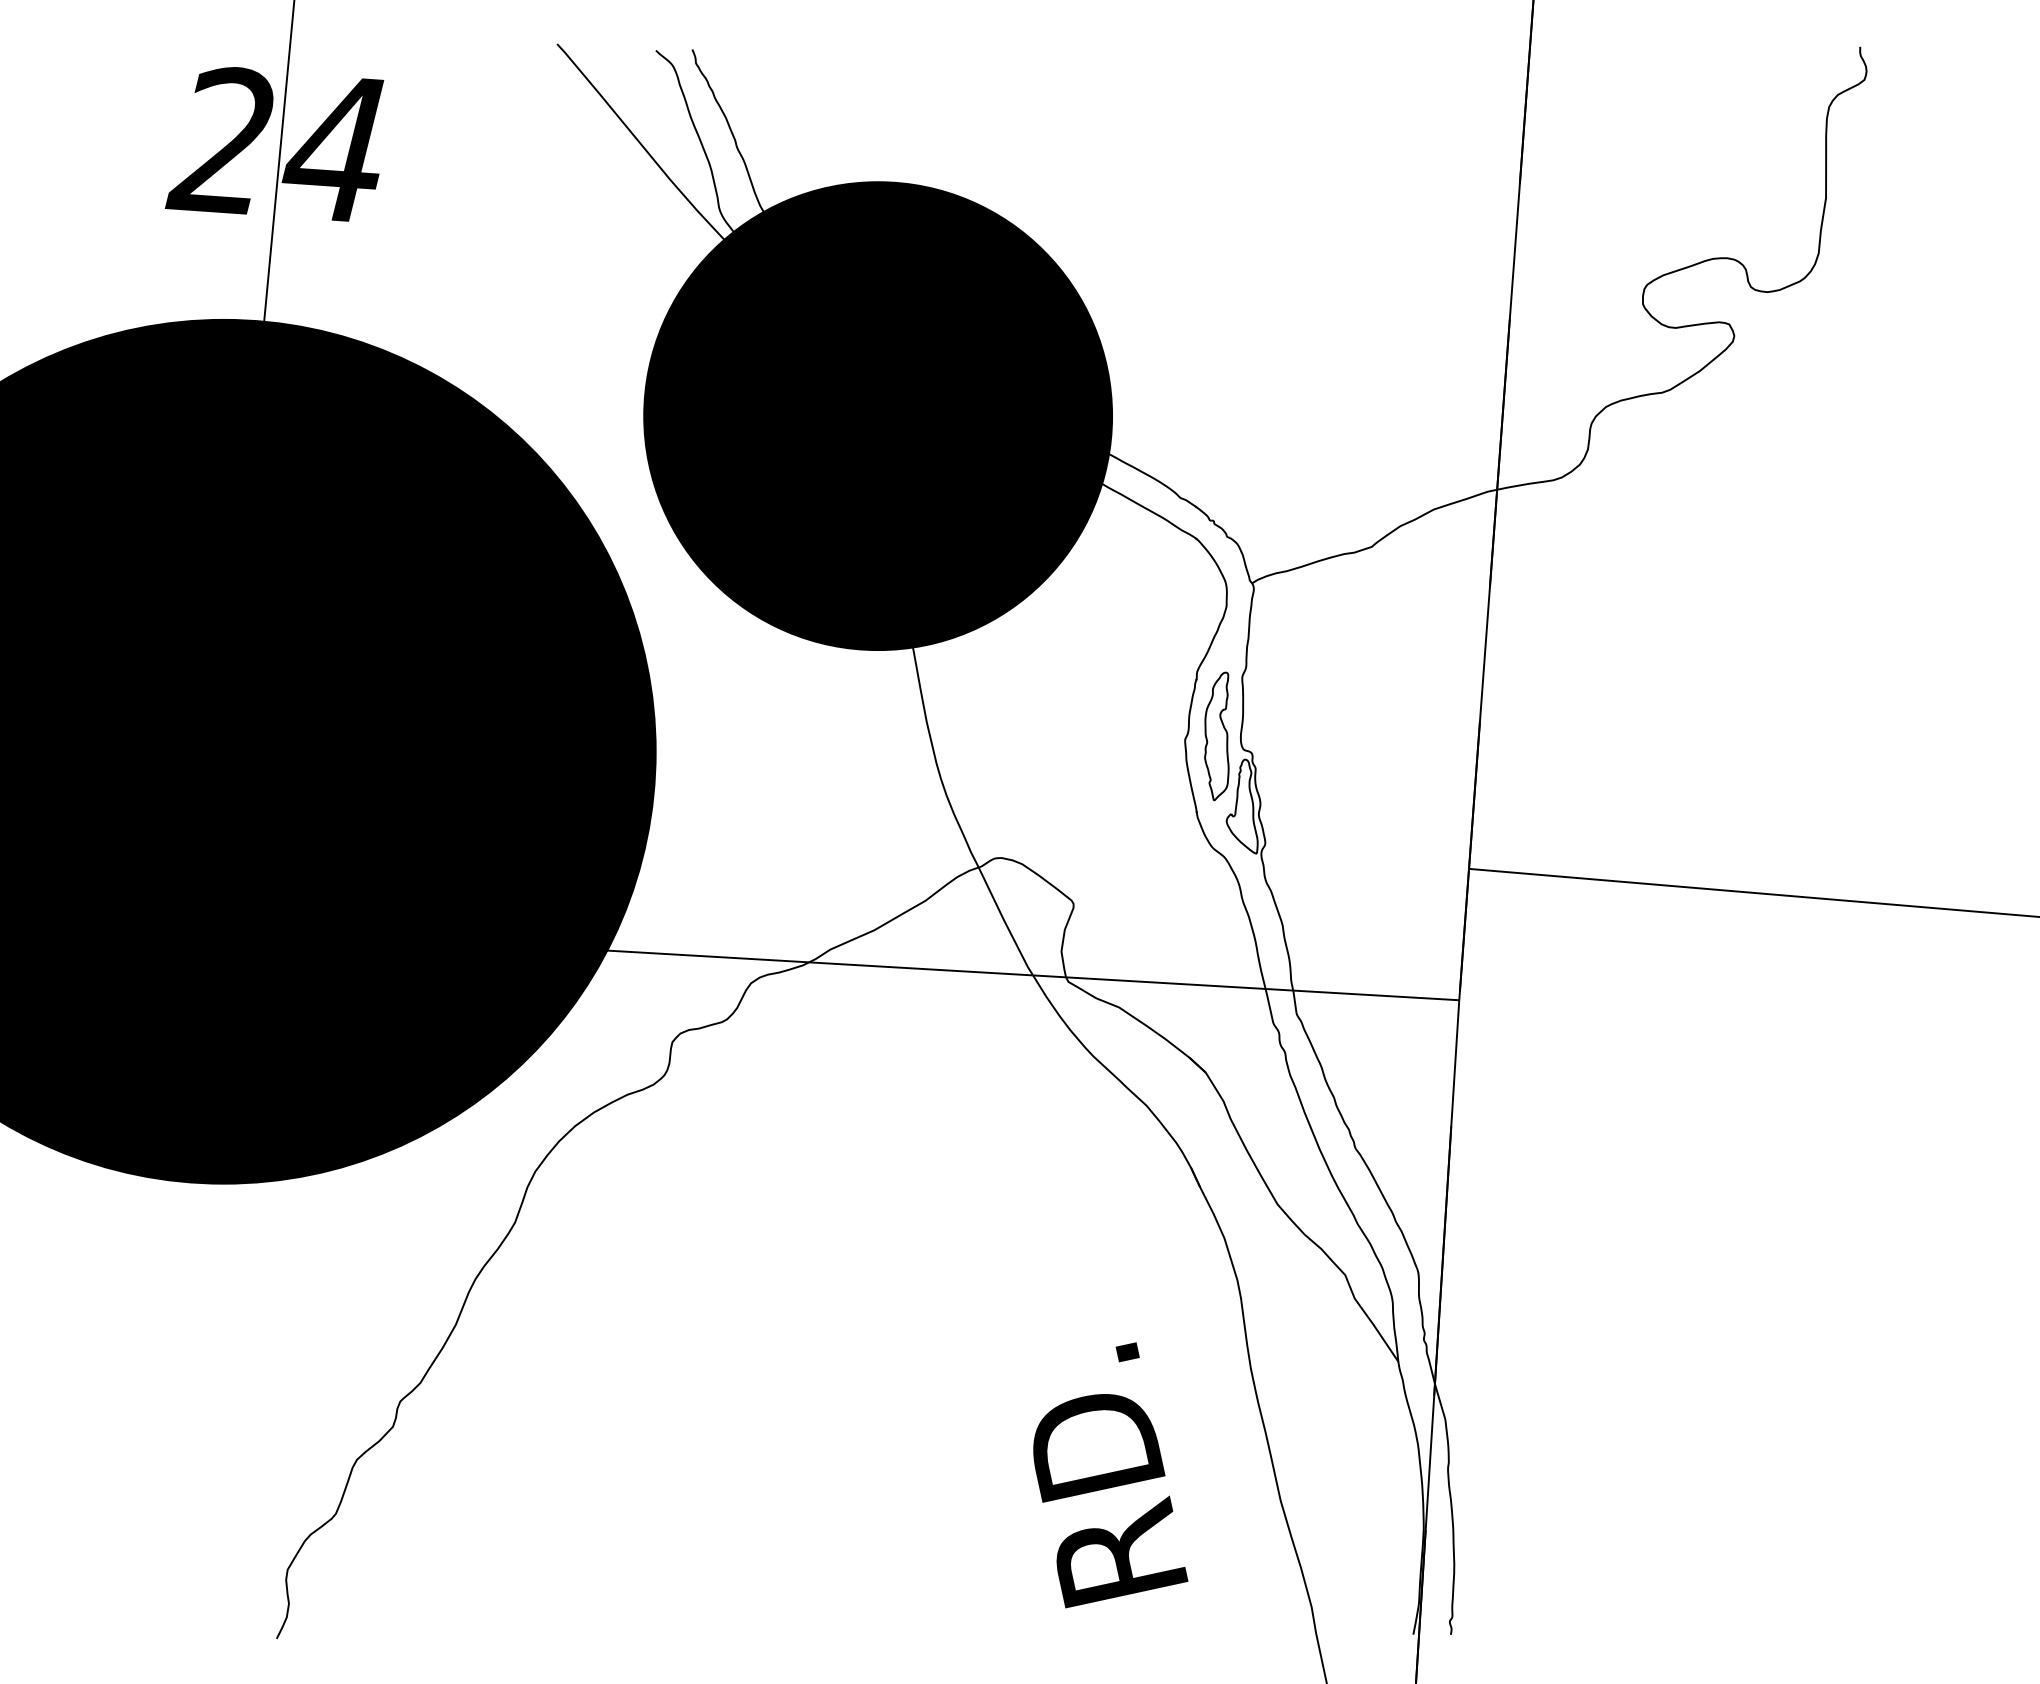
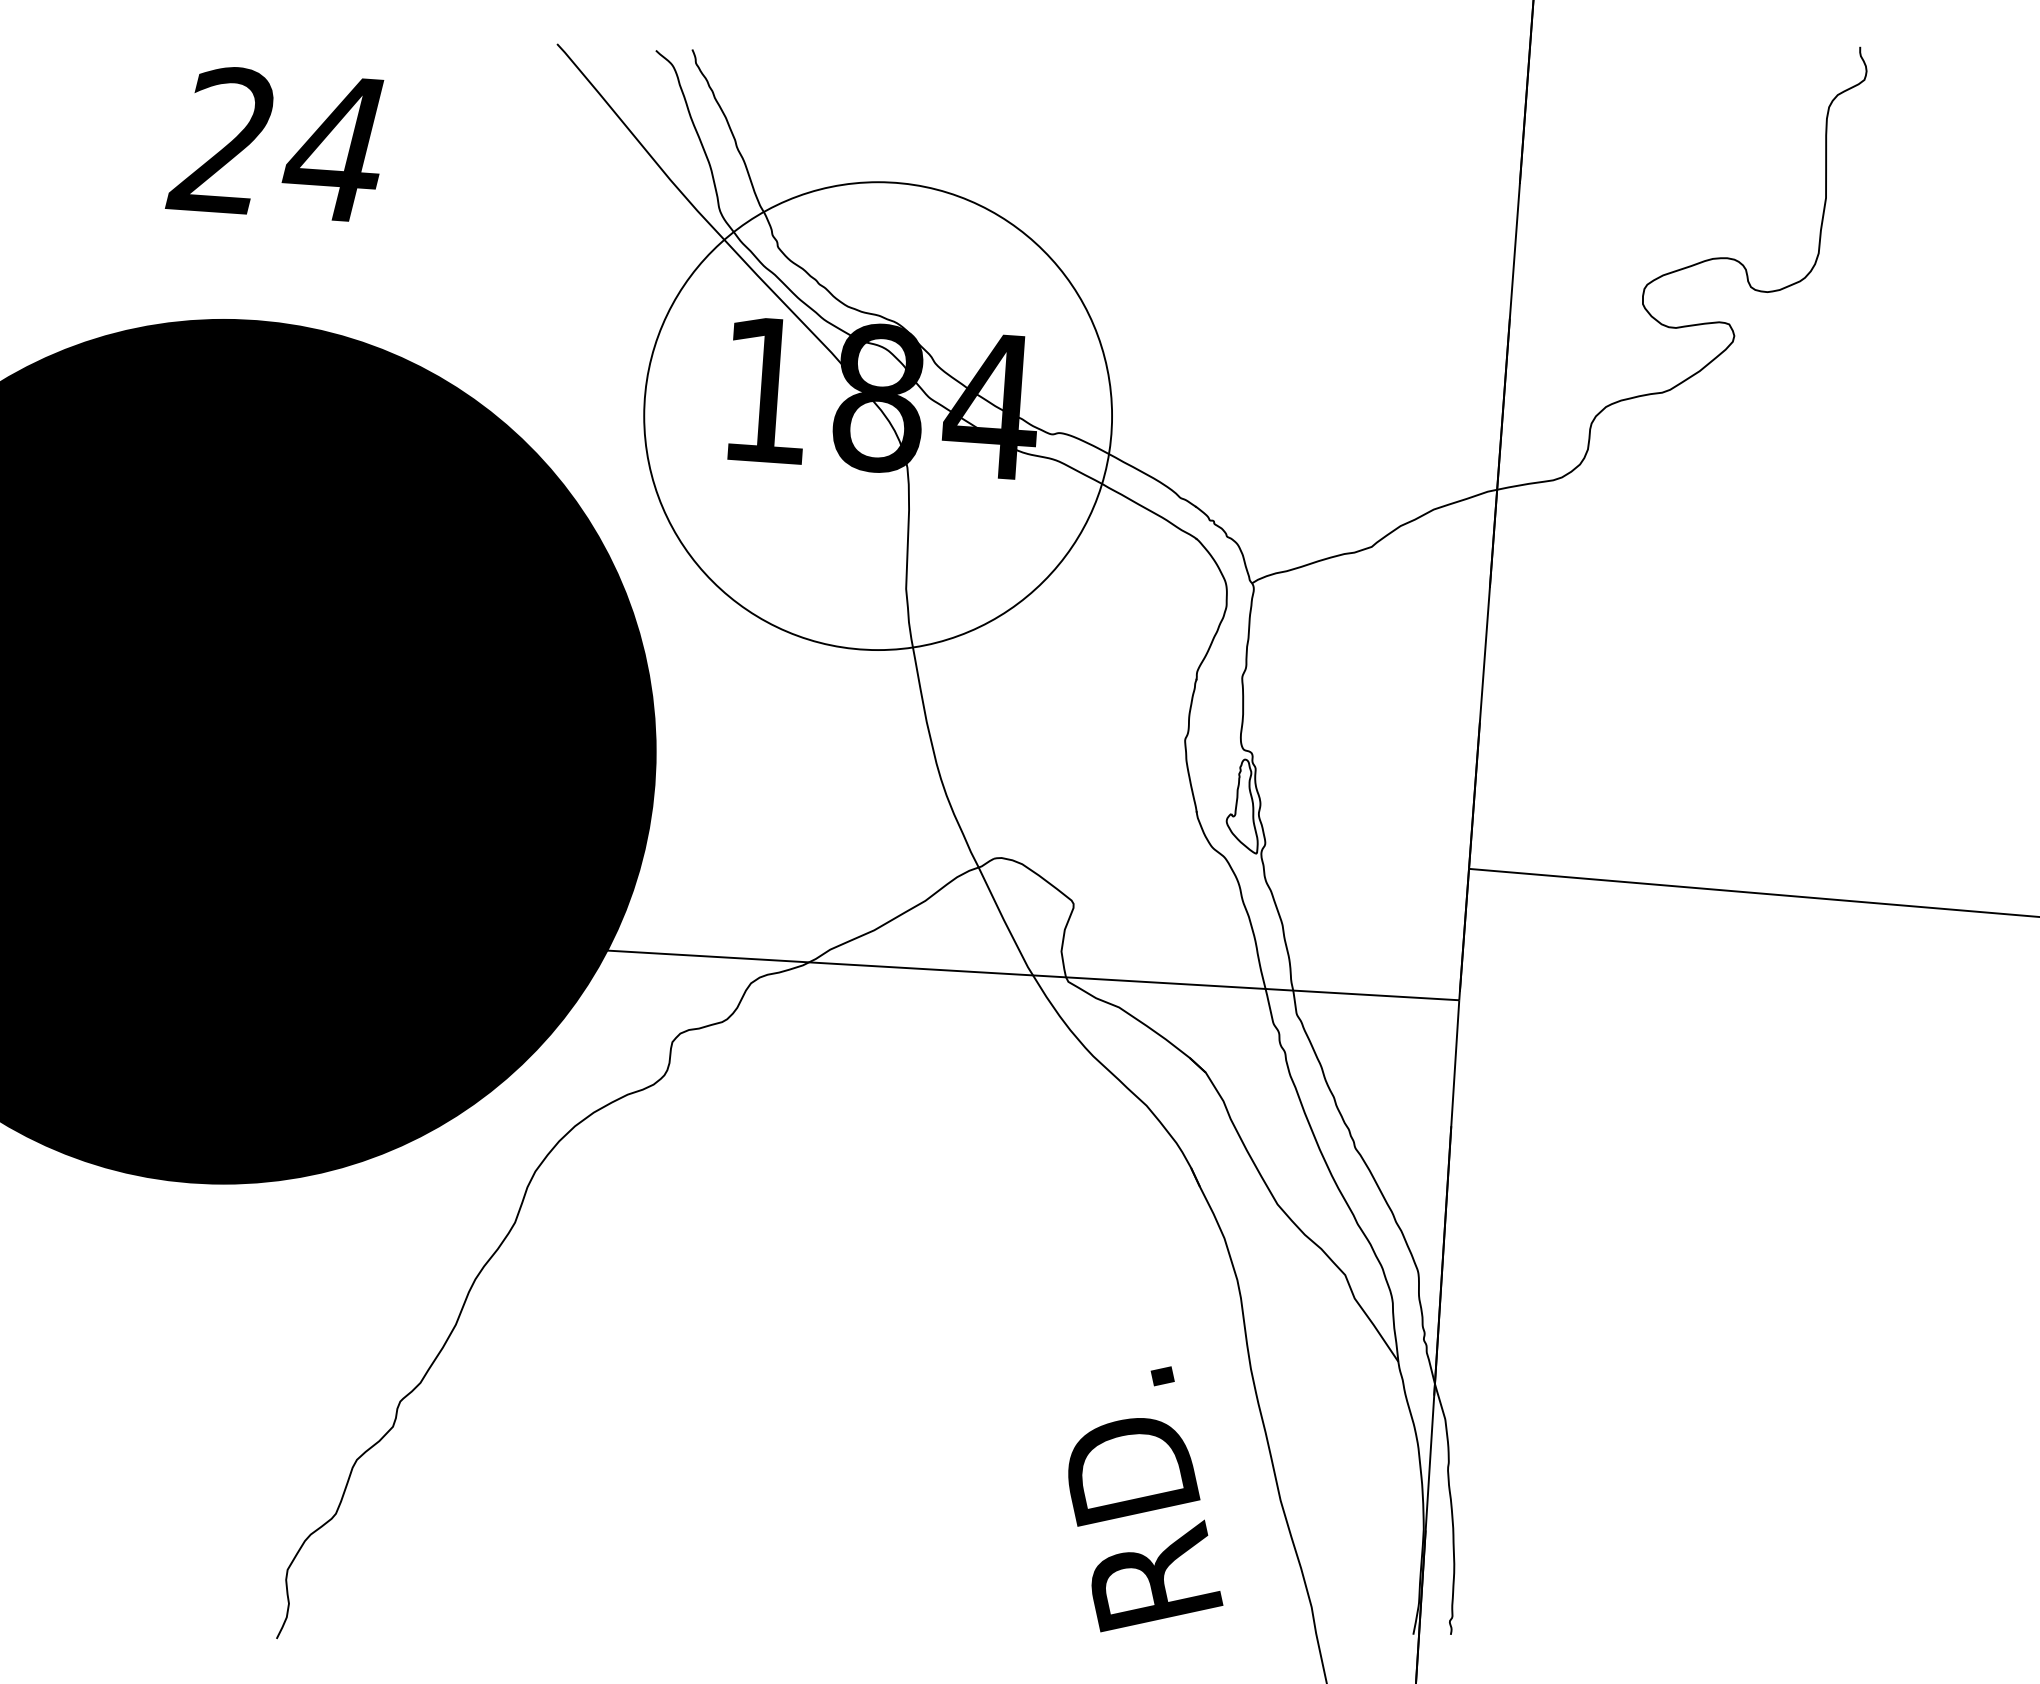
line: present -> none (279, 161)
fill: present -> none (878, 416)
part: present -> none (1216, 736)
text position: (1110, 1475) -> (1145, 1499) (1145, 1499)
